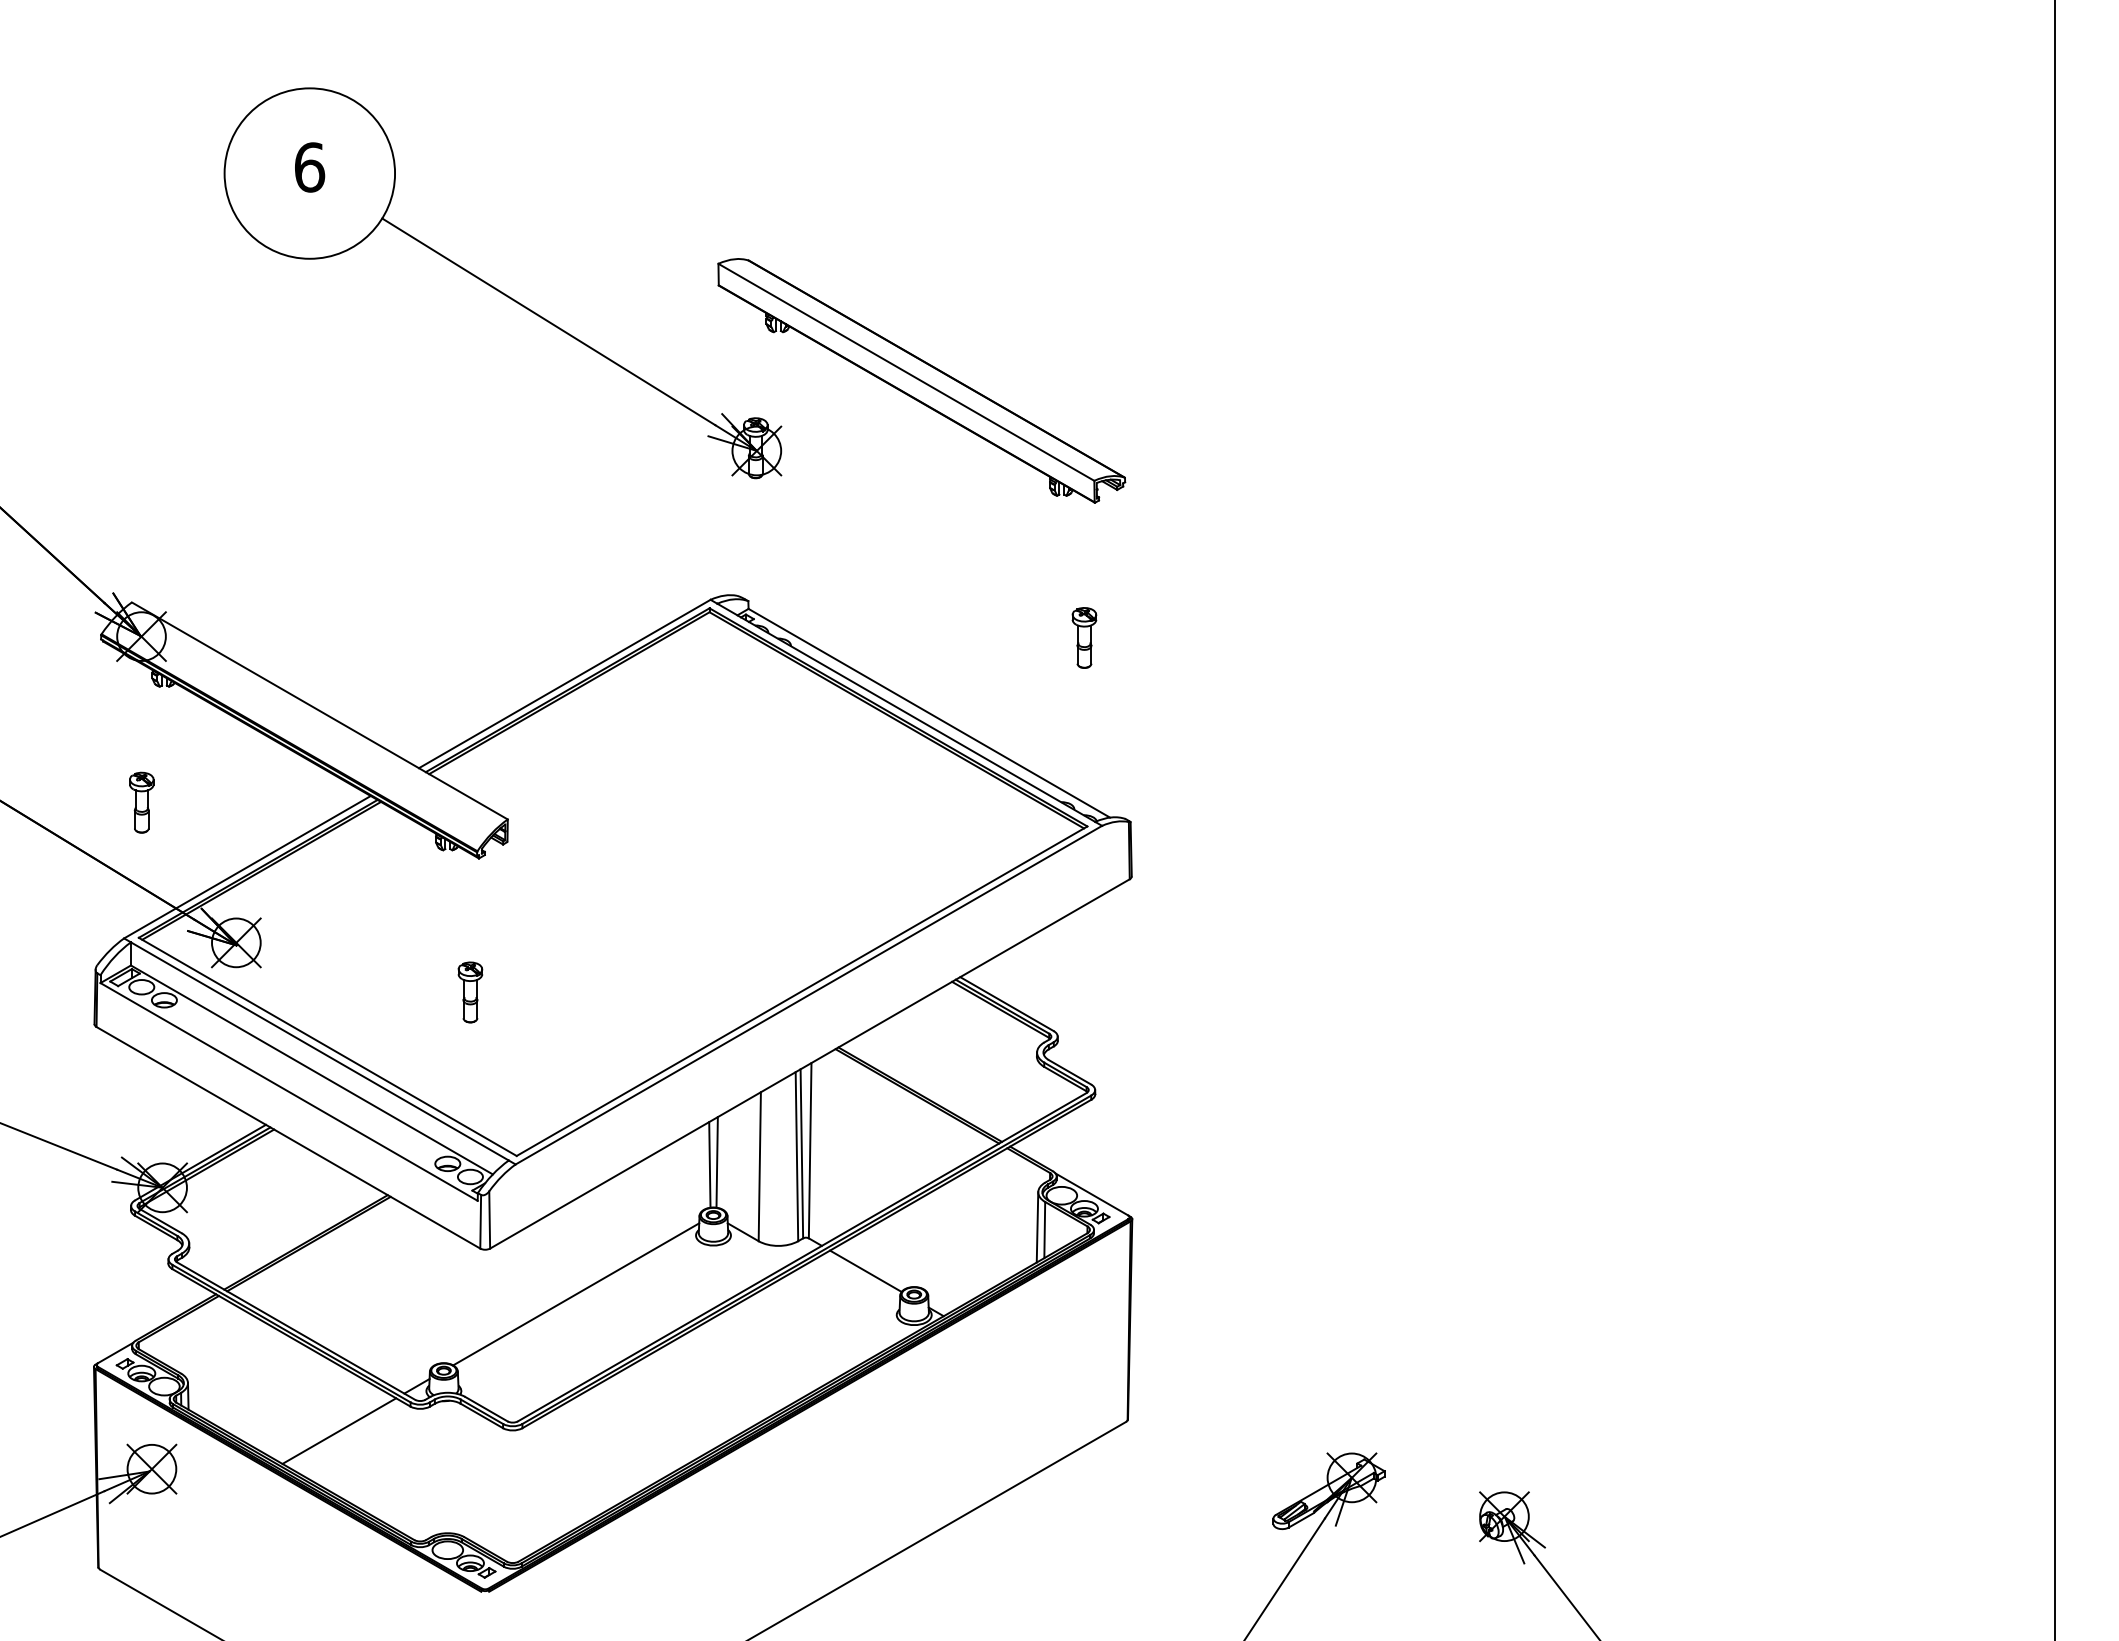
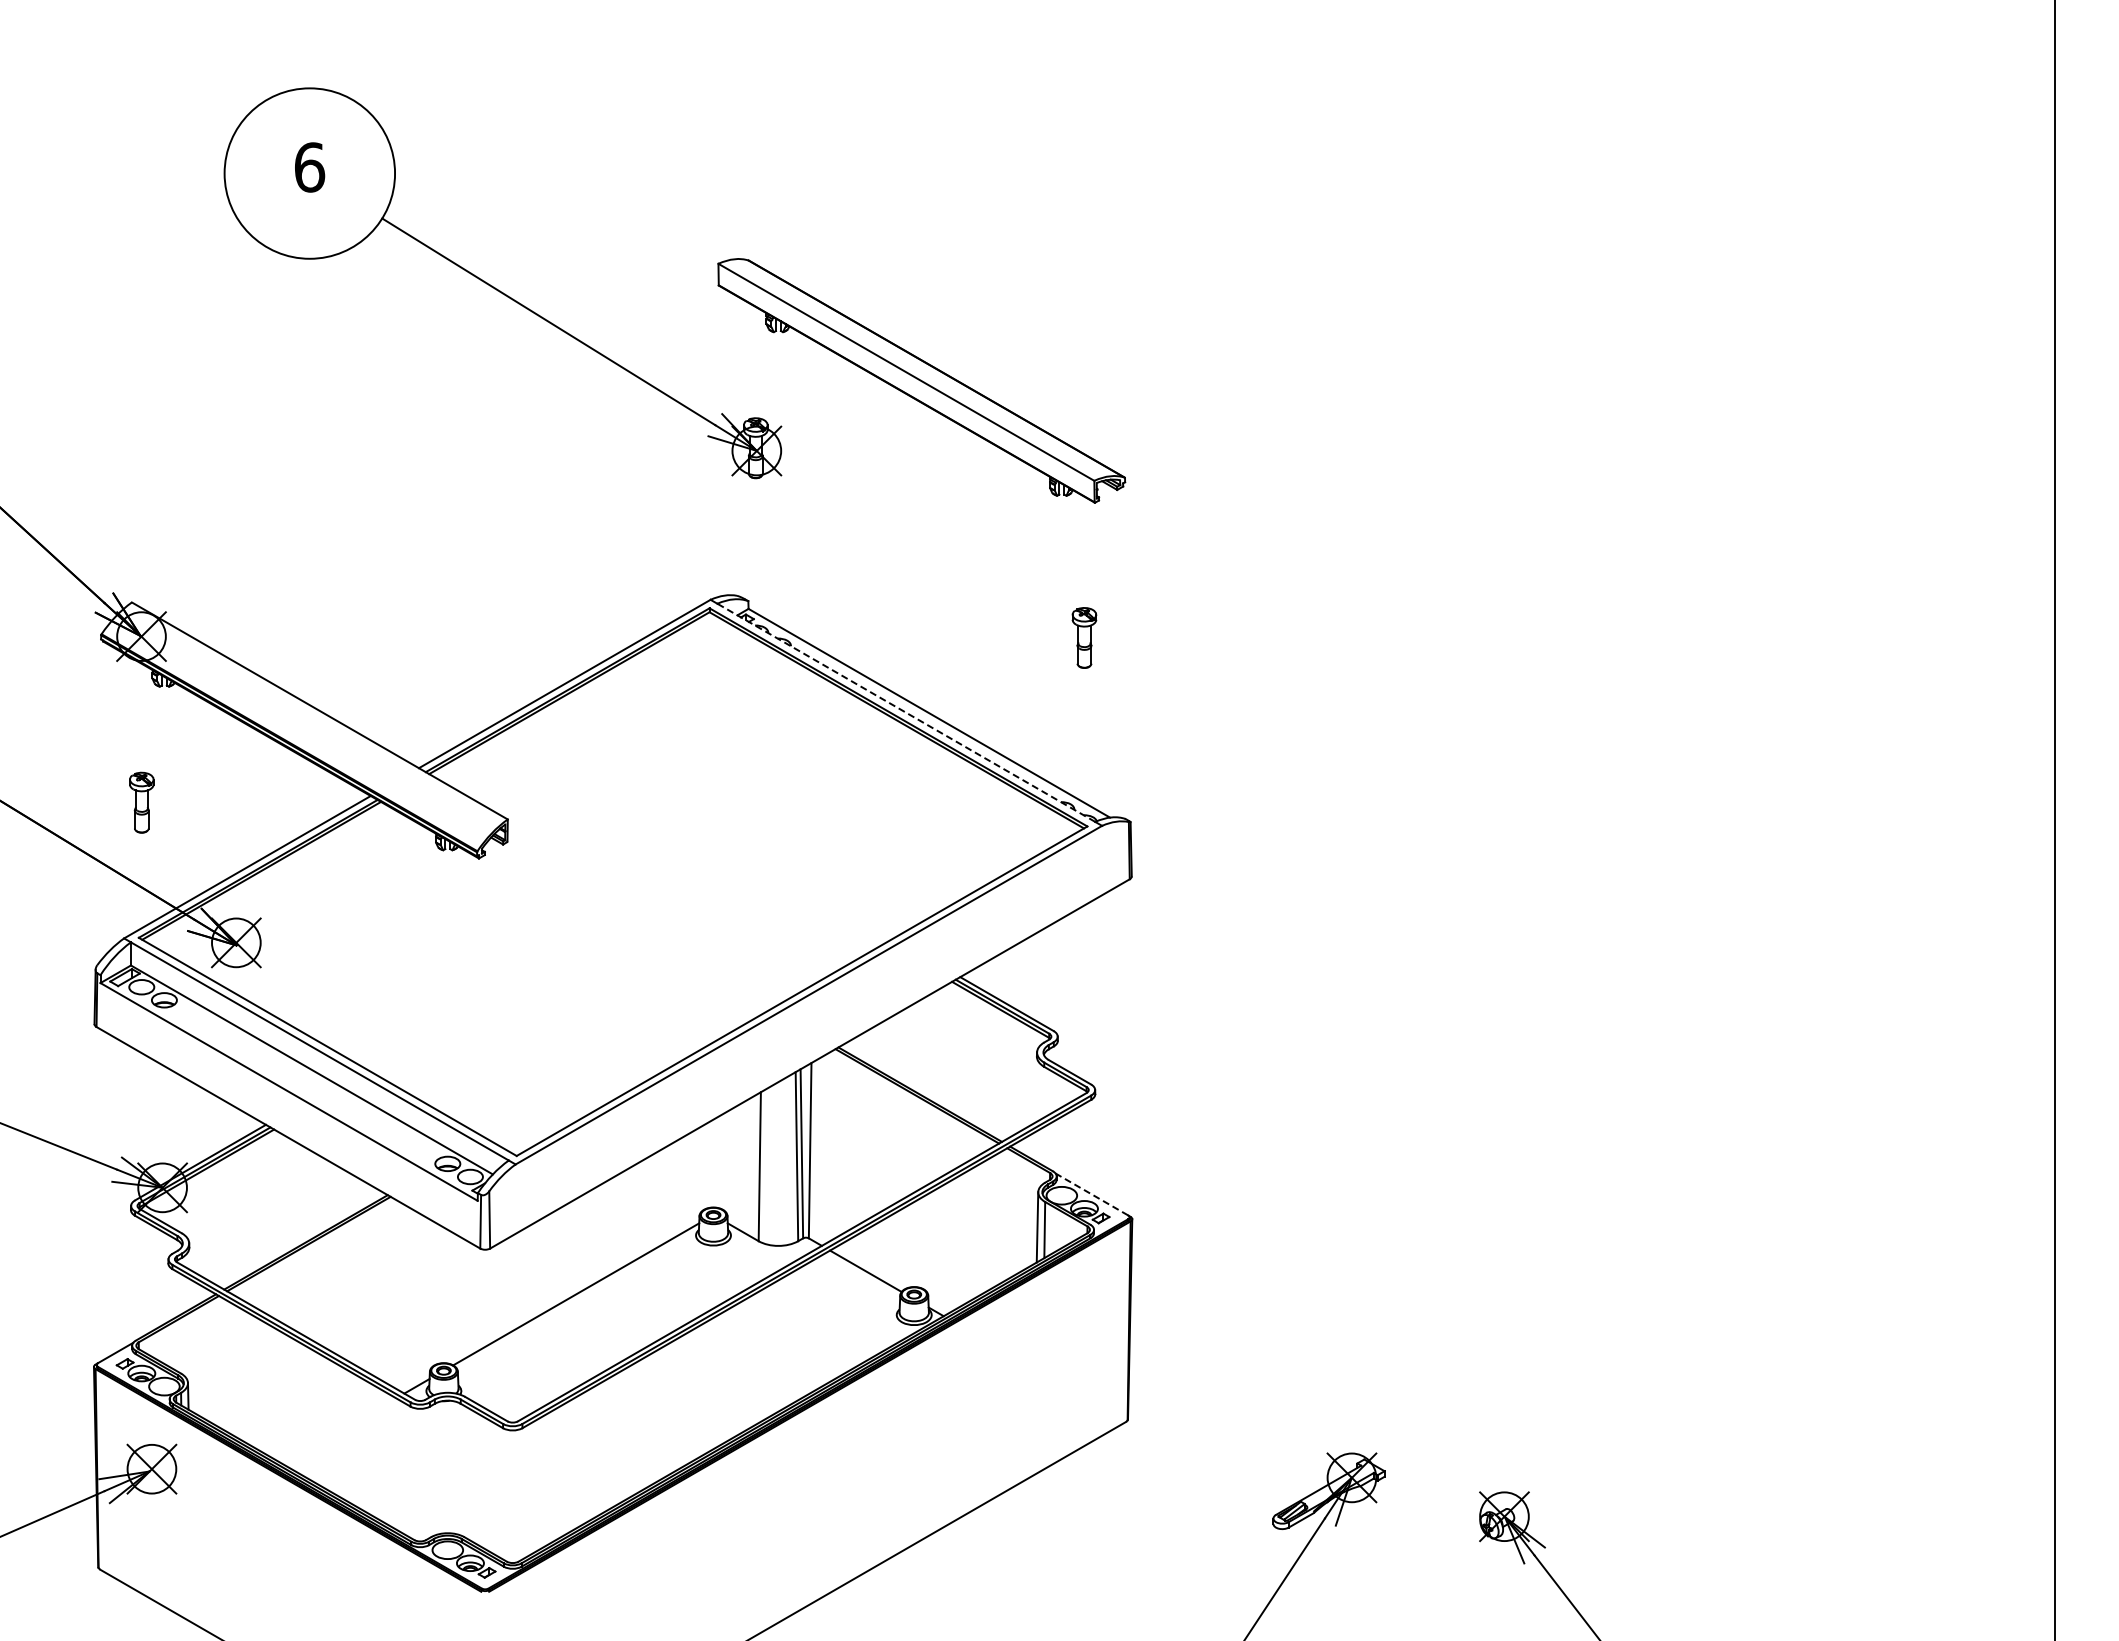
line: solid -> dashed (905, 712)
part: present -> none (470, 992)
line: present -> none (716, 1162)
line: present -> none (709, 1164)
line: solid -> dashed (1091, 1194)
line: present -> none (339, 1430)
